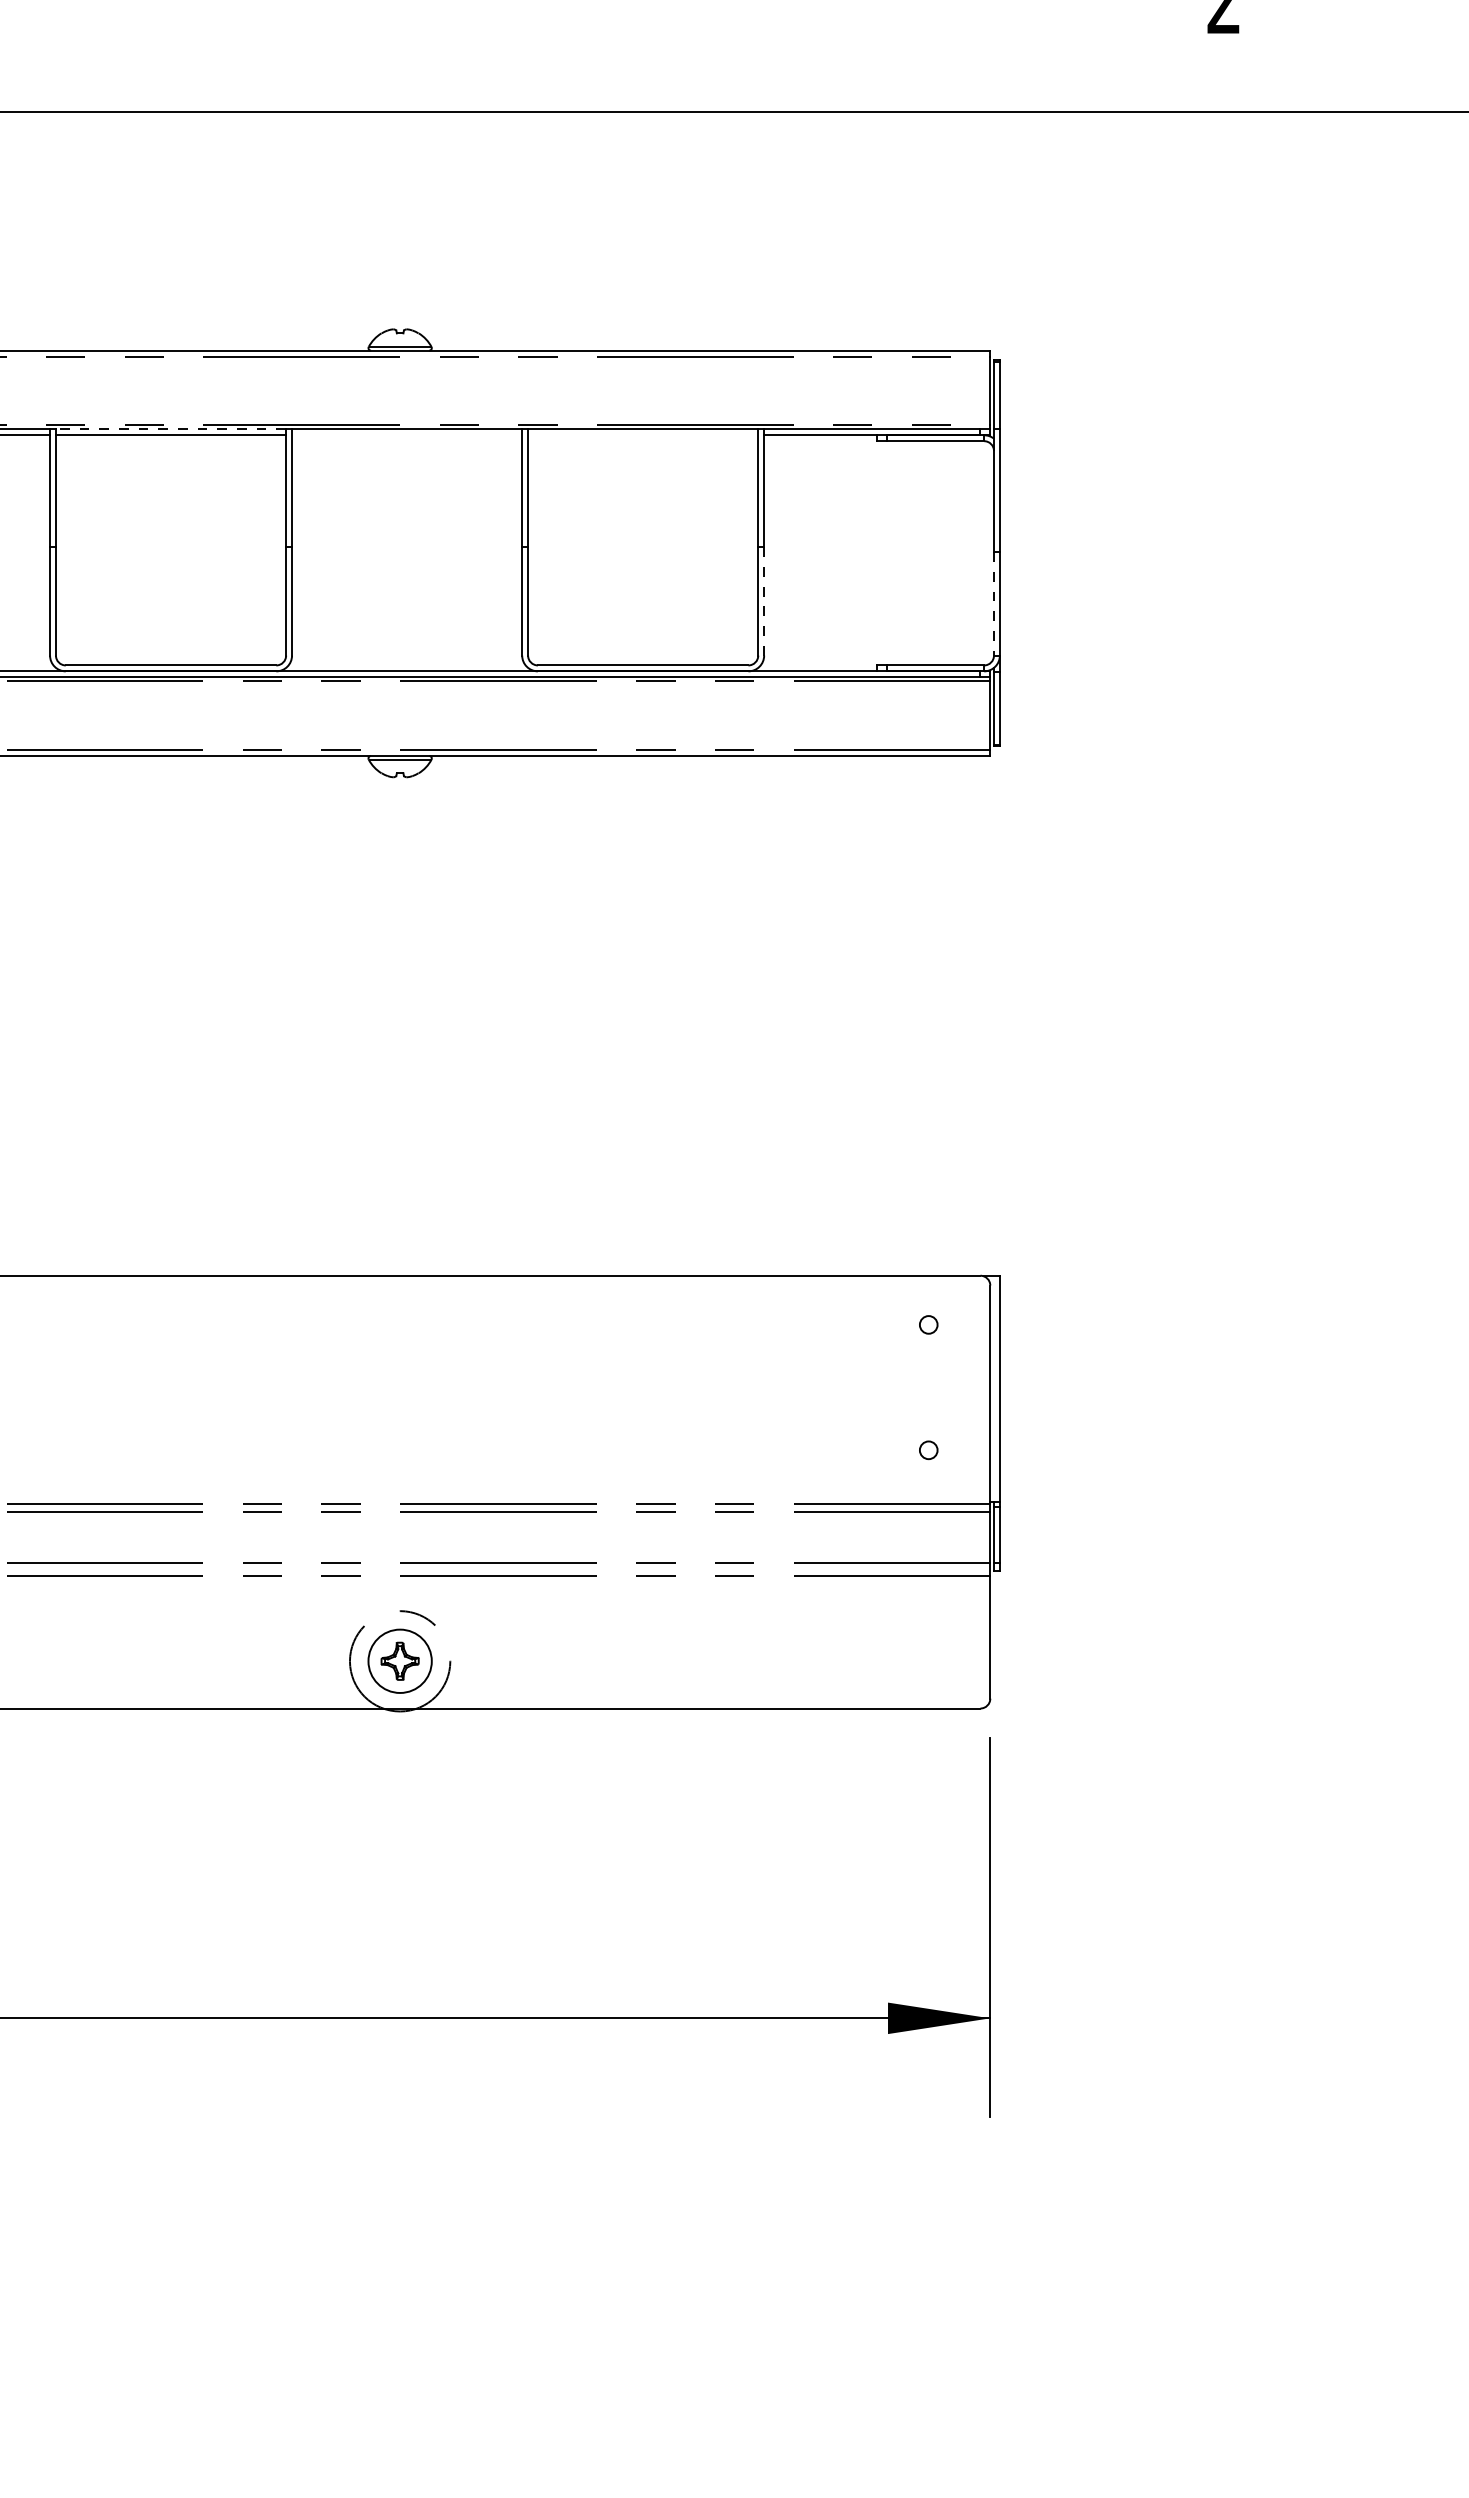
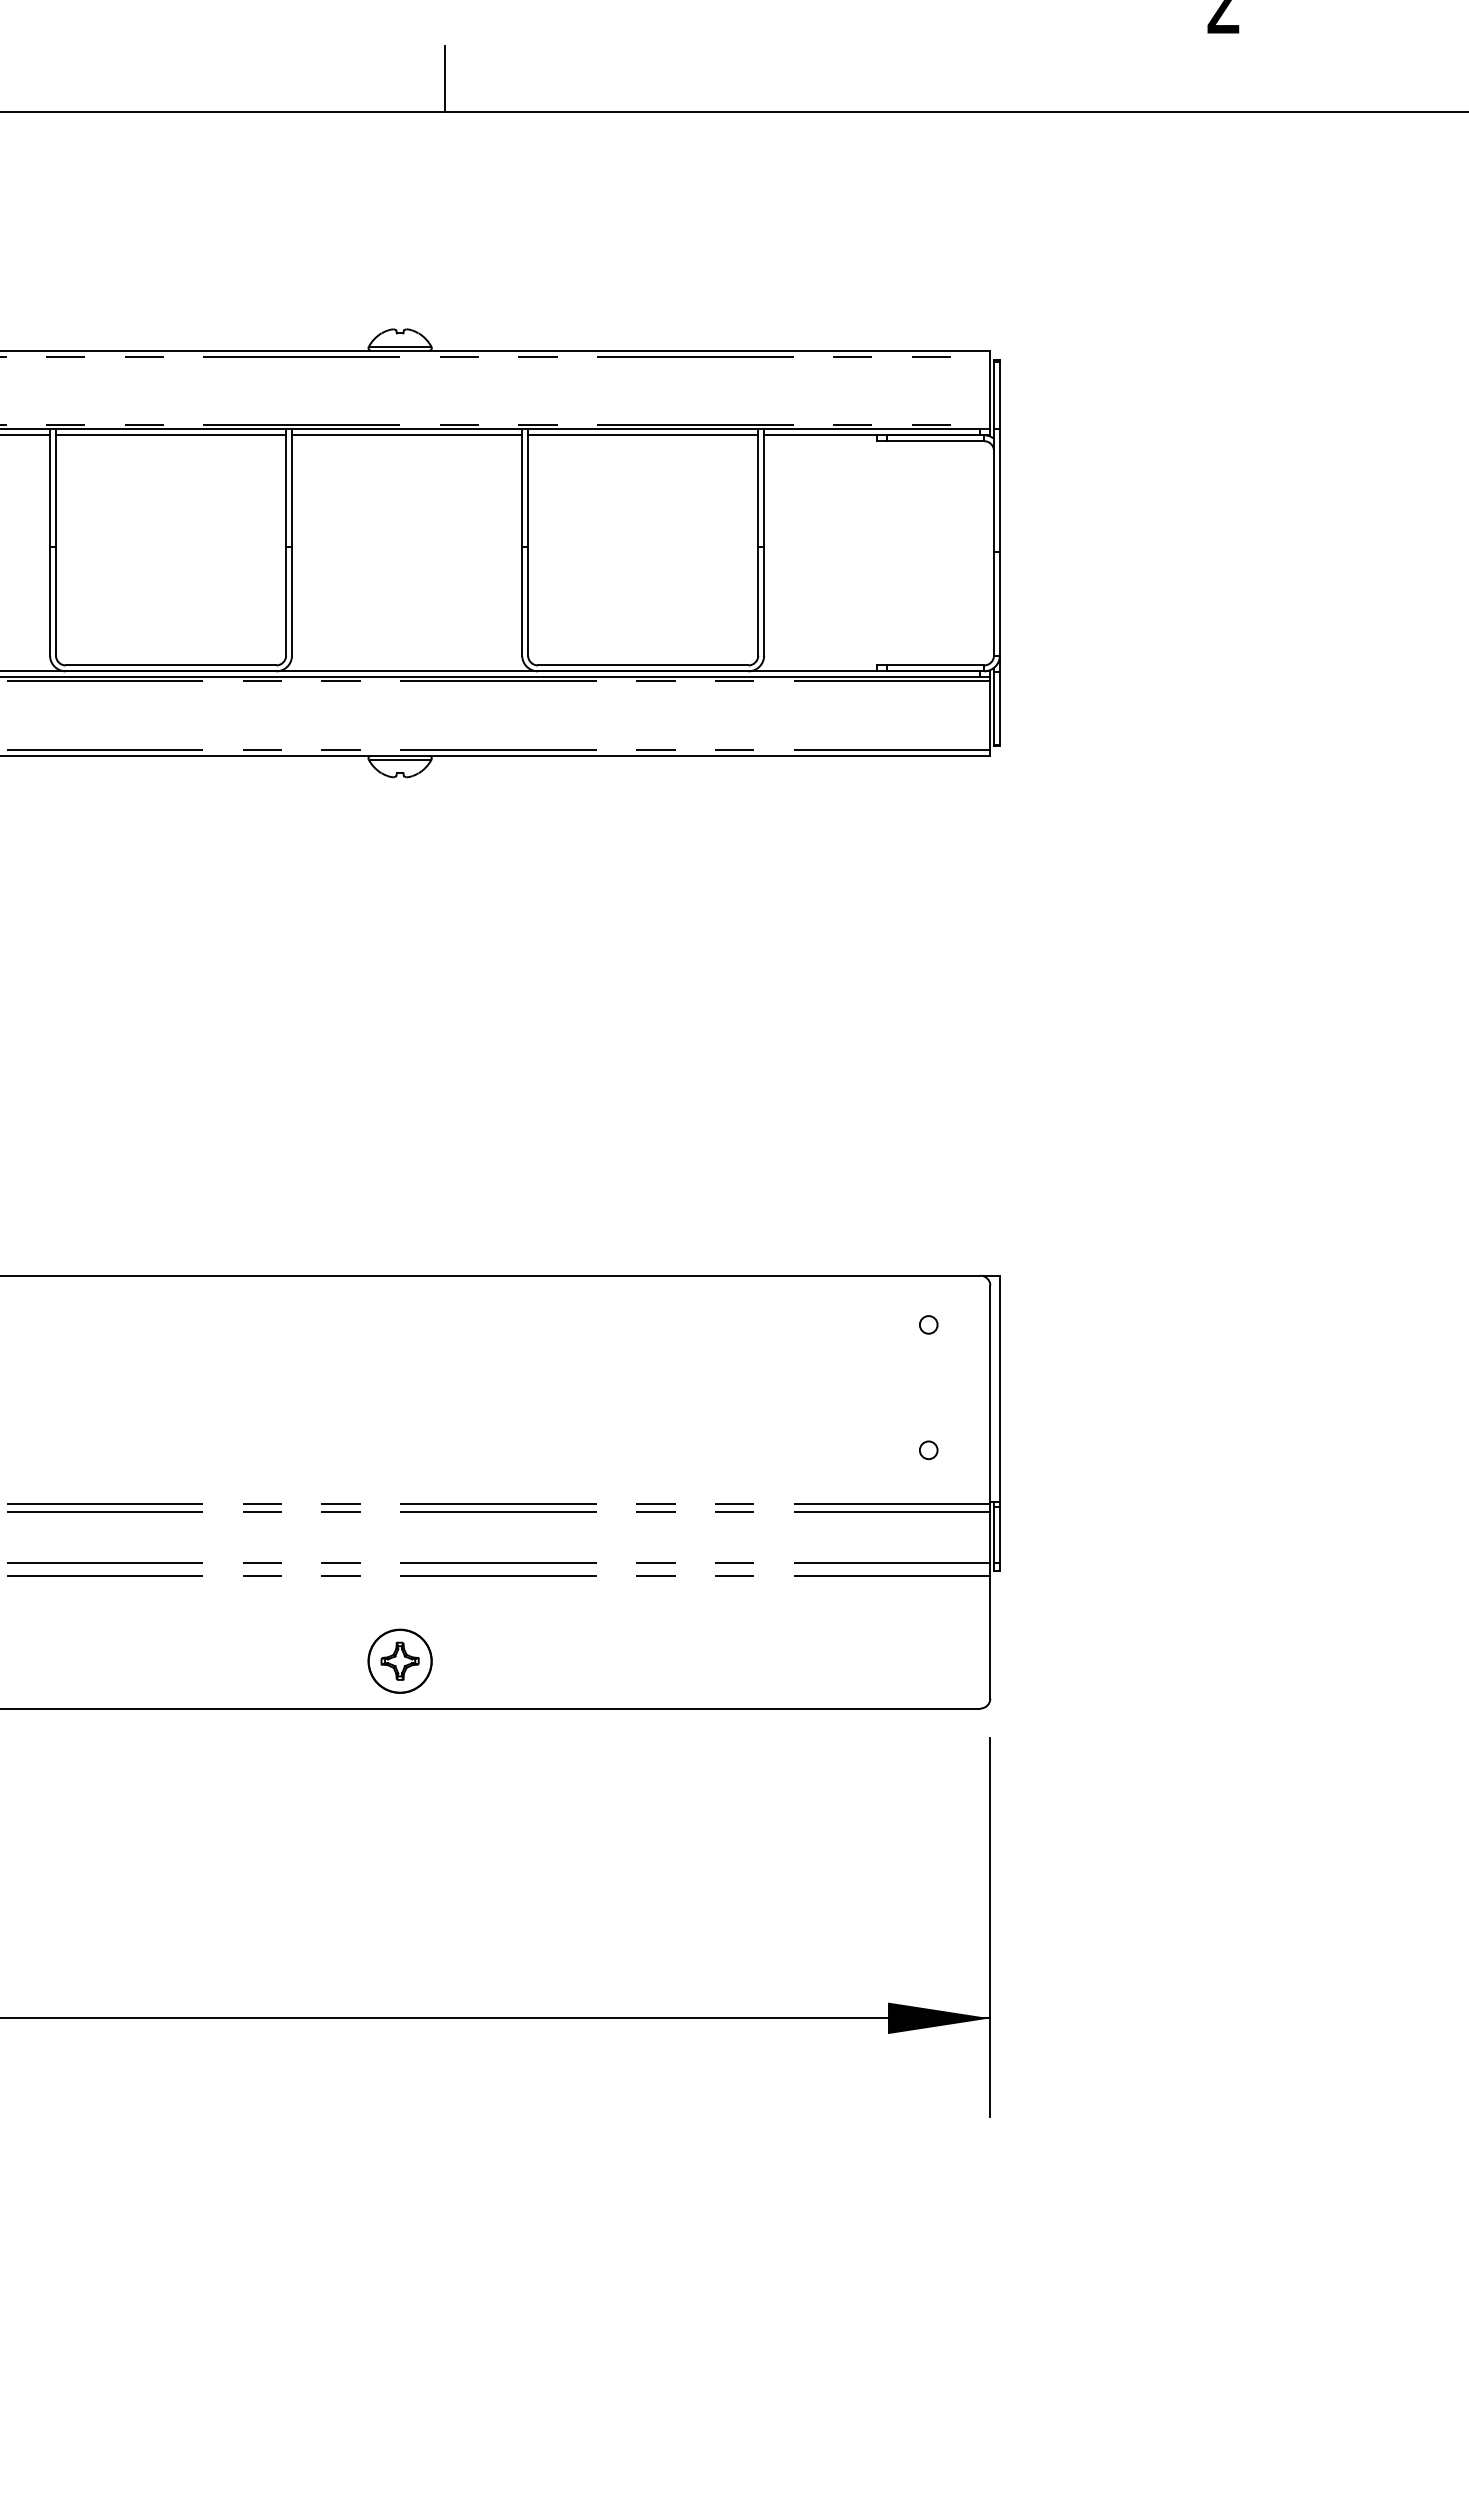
line: none -> present (445, 78)
line: dashed -> solid (170, 429)
line: none -> present (407, 435)
line: none -> present (643, 435)
line: dashed -> solid (764, 601)
line: dashed -> solid (994, 603)
circle diameter: 100 px -> 63 px (399, 1660)
